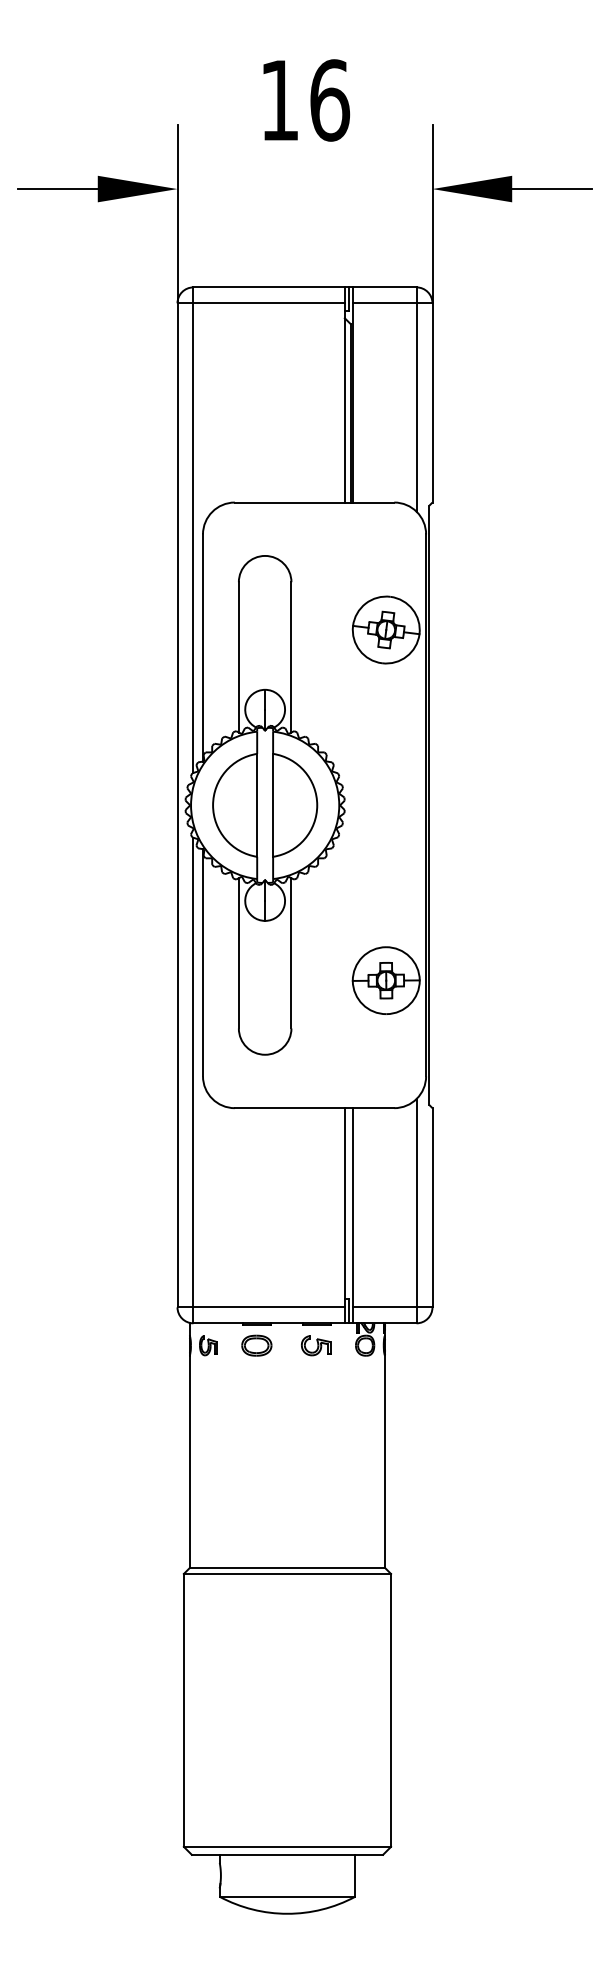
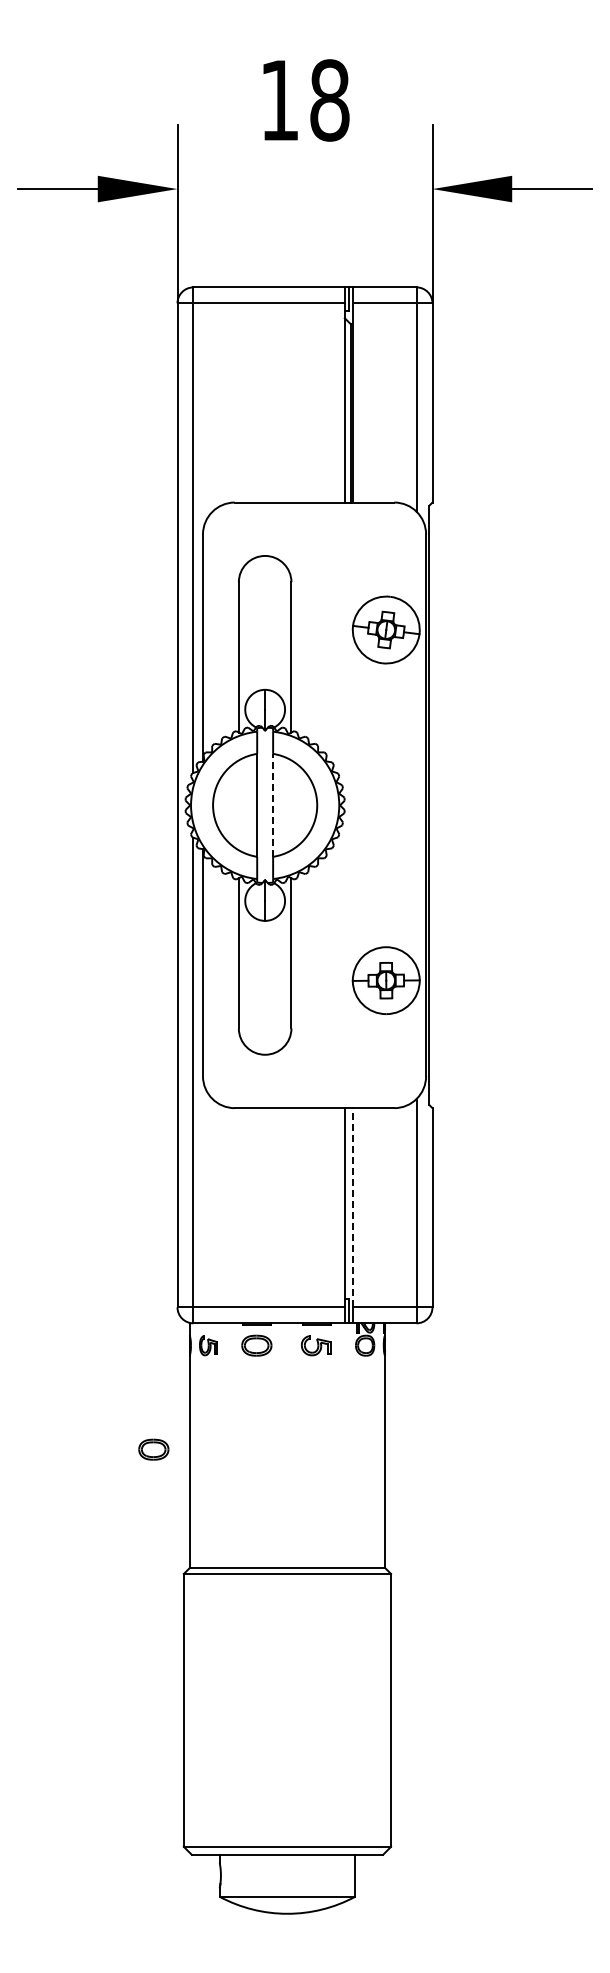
text: 16 -> 18 (330, 100)
line: solid -> dashed (273, 804)
line: solid -> dashed (352, 1207)
part: none -> present (153, 1449)
